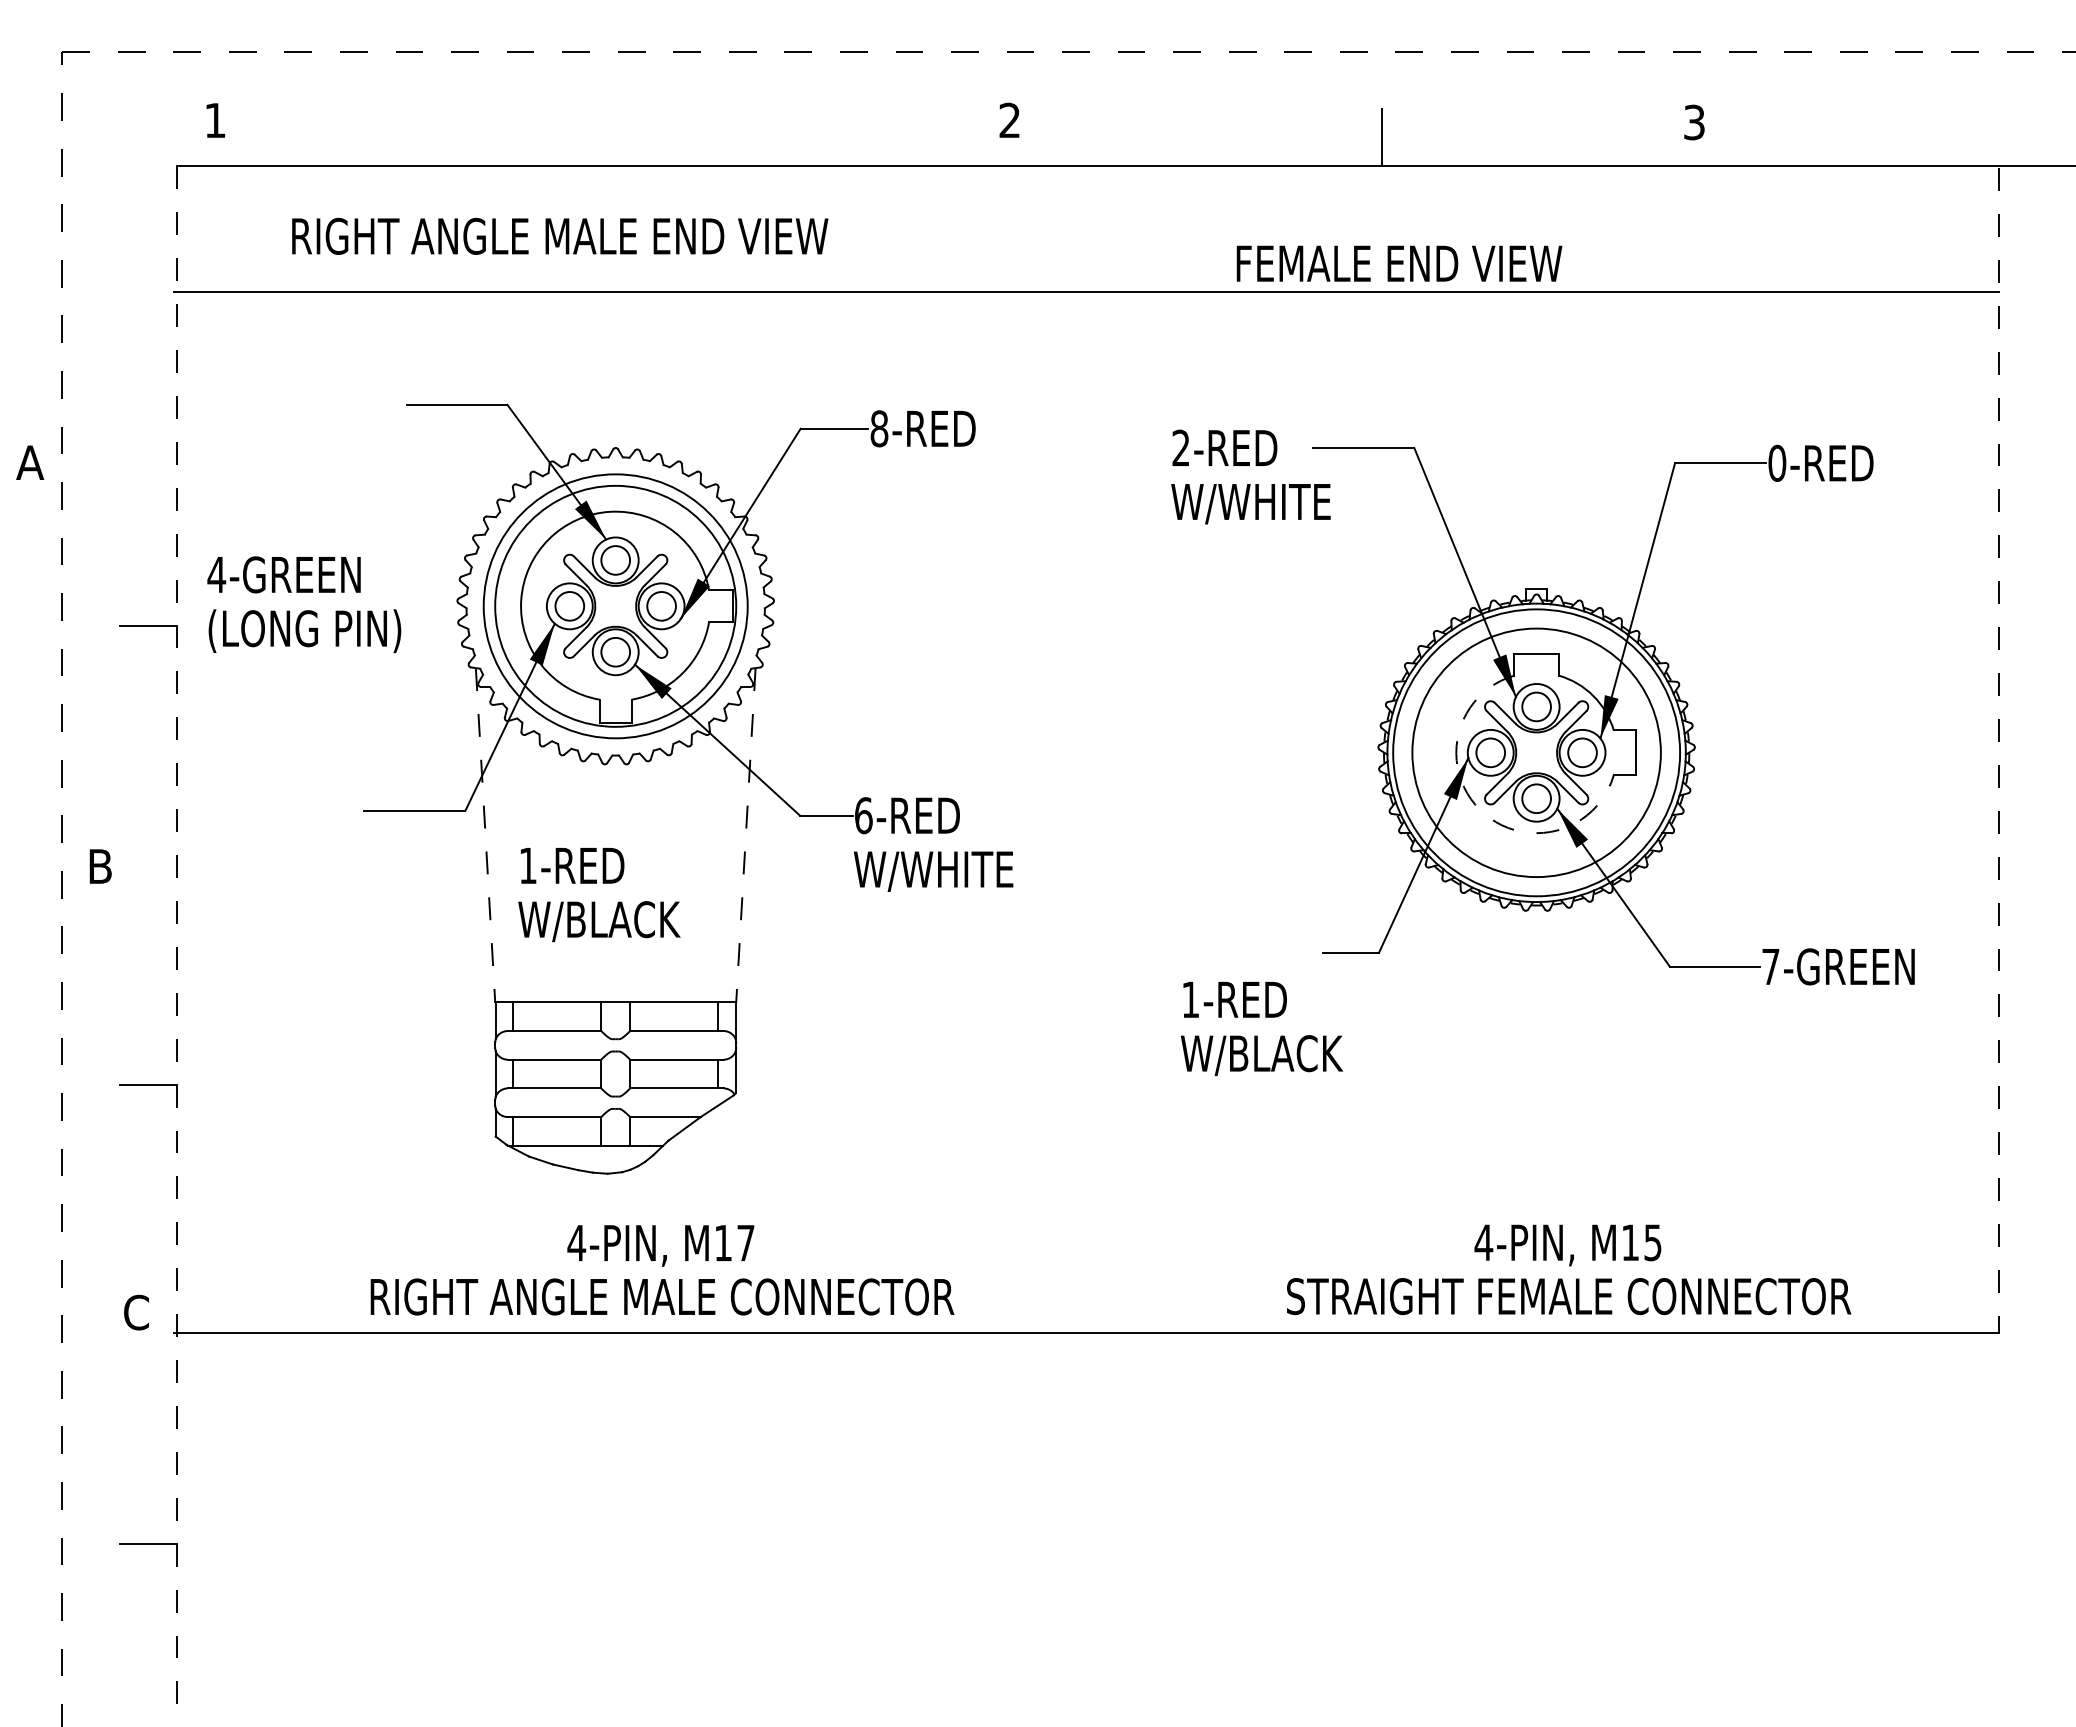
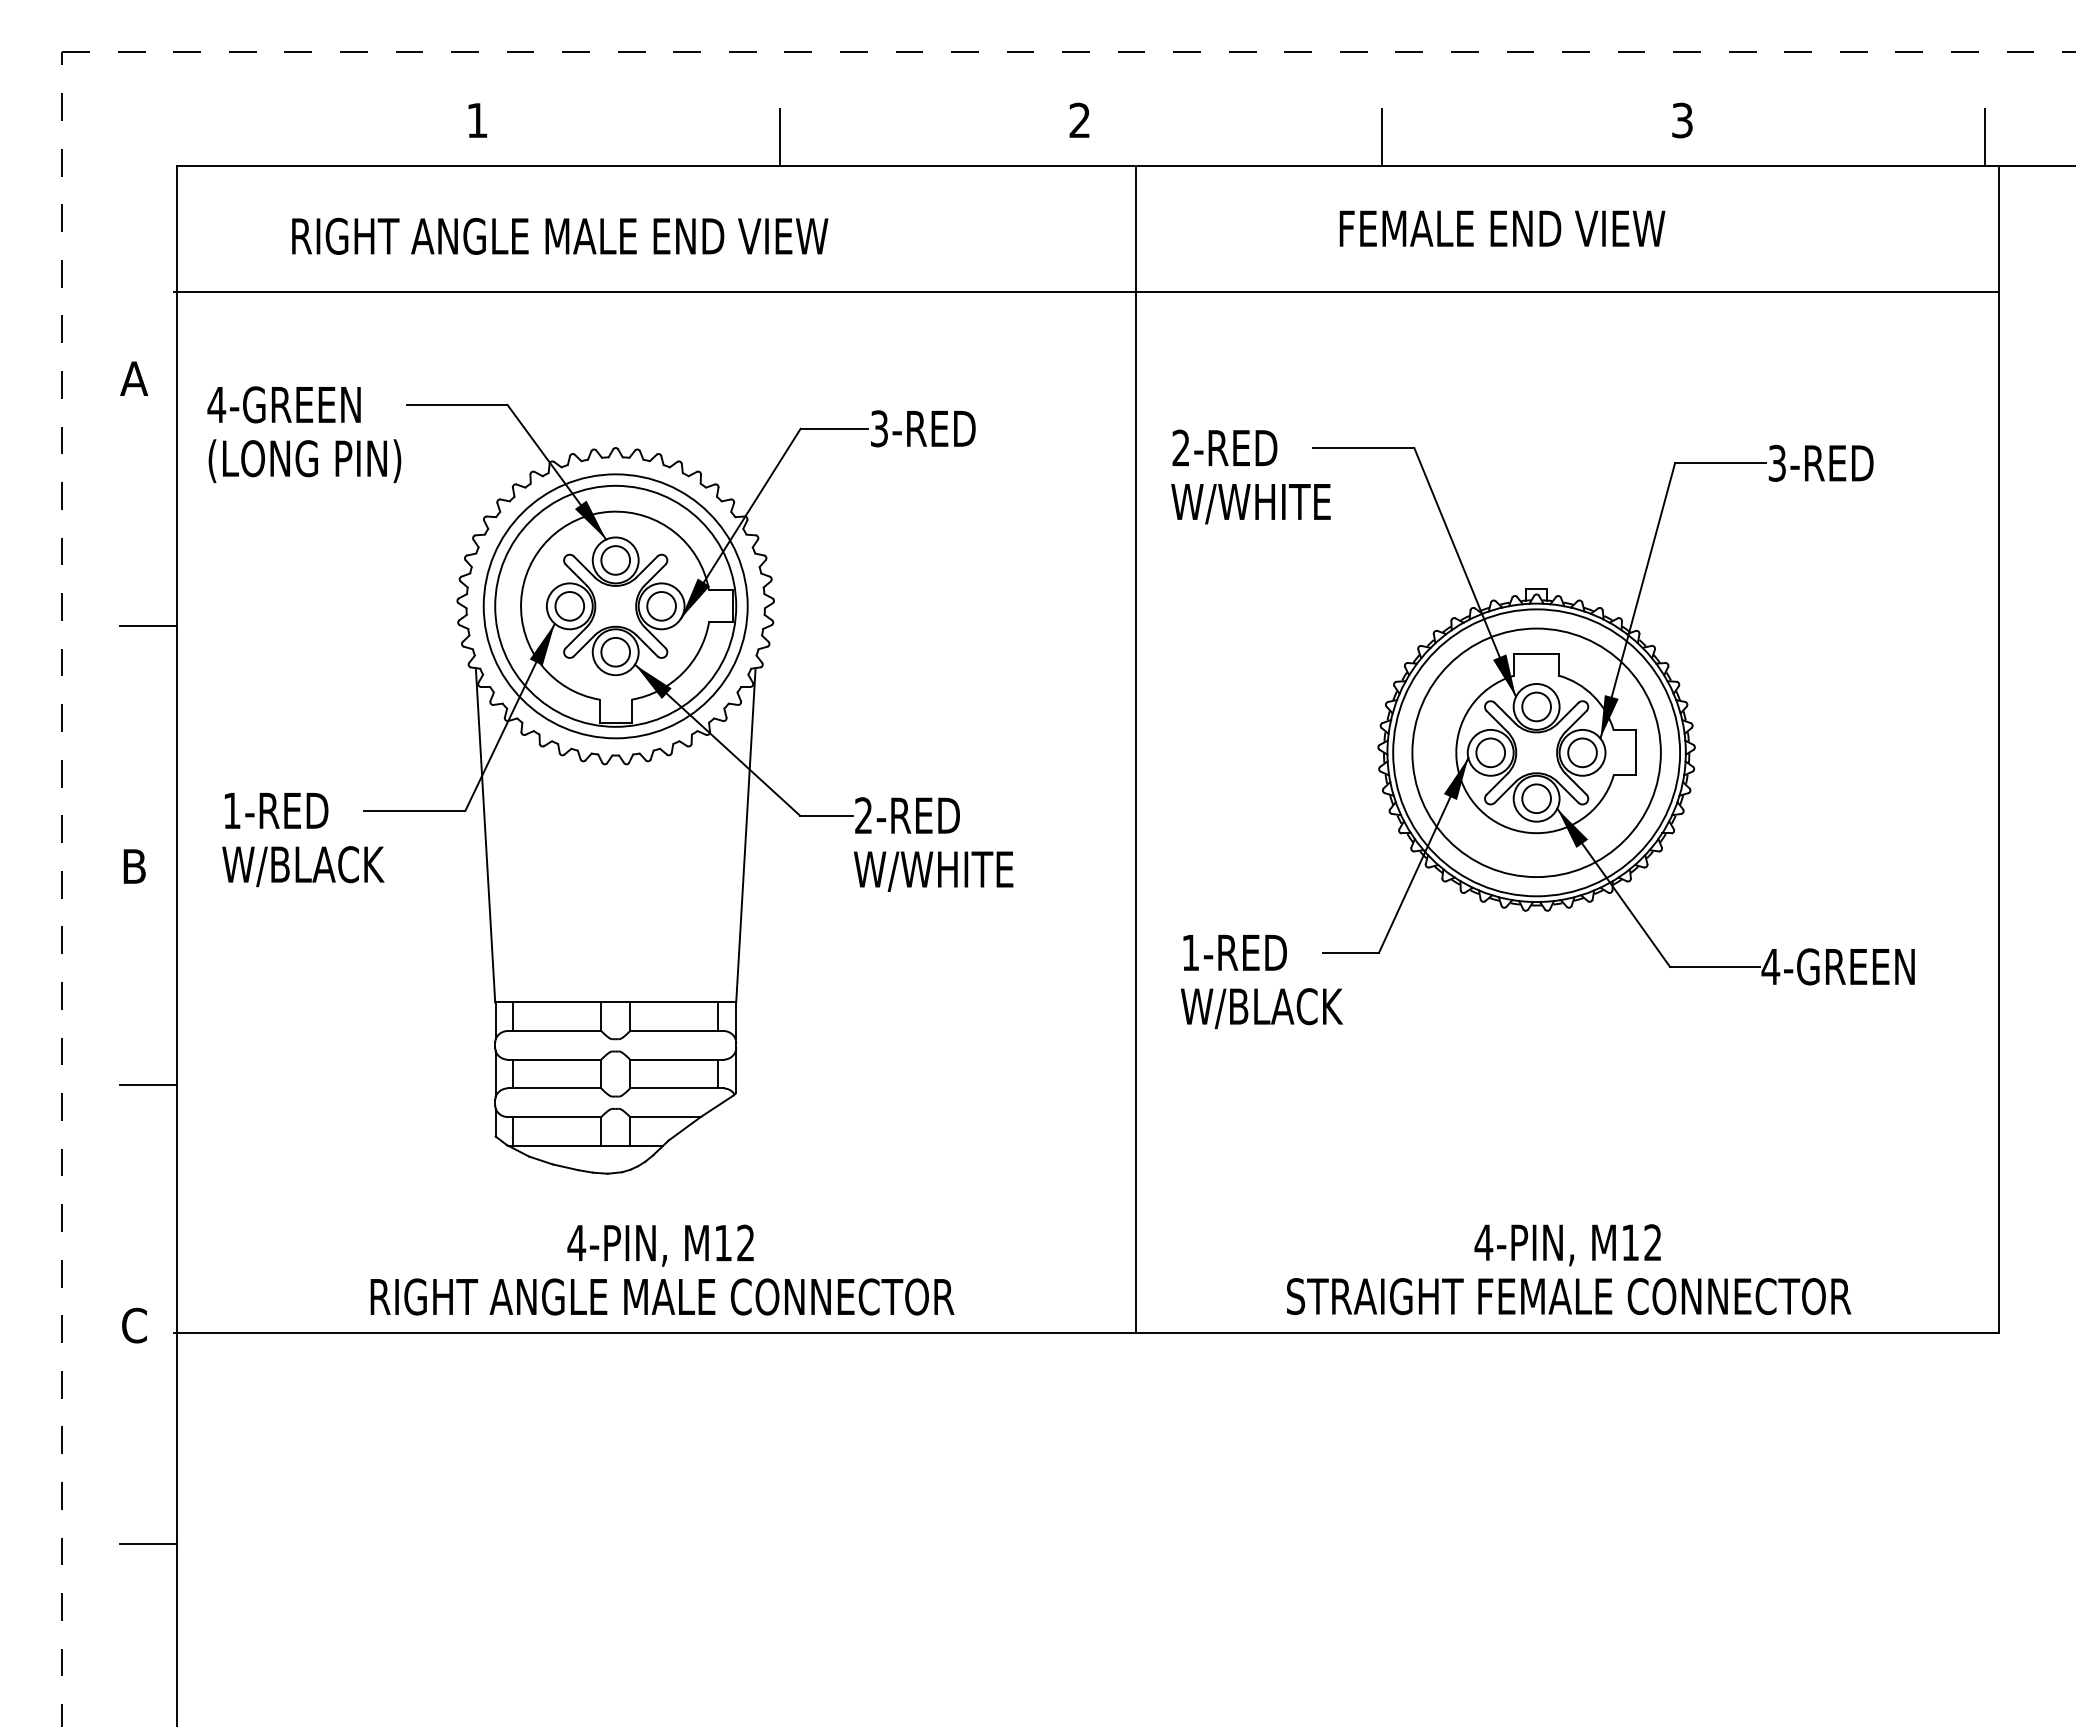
text position: (1009, 119) -> (1079, 119) (1079, 119)
text position: (215, 120) -> (477, 120) (477, 120)
text position: (1694, 122) -> (1682, 120) (1682, 120)
line: none -> present (779, 137)
line: none -> present (1984, 137)
text position: (1399, 263) -> (1502, 228) (1502, 228)
text: 8-RED -> 3-RED (879, 428)
text position: (30, 462) -> (134, 378) (134, 378)
text: 0-RED -> 3-RED (1777, 462)
text position: (304, 604) -> (304, 434) (304, 434)
line: none -> present (1136, 750)
line: dashed -> solid (1998, 751)
arc: dashed -> solid (1479, 809)
text: 6-RED -> 2-RED (863, 815)
line: dashed -> solid (485, 835)
line: dashed -> solid (745, 835)
text position: (100, 866) -> (134, 866) (134, 866)
text position: (599, 895) -> (303, 840) (303, 840)
line: dashed -> solid (177, 946)
text: 7-GREEN -> 4-GREEN (1770, 966)
text position: (1262, 1029) -> (1262, 982) (1262, 982)
text: M17 -> M12 (745, 1242)
text: M15 -> M12 (1652, 1242)
text position: (136, 1312) -> (134, 1325) (134, 1325)
